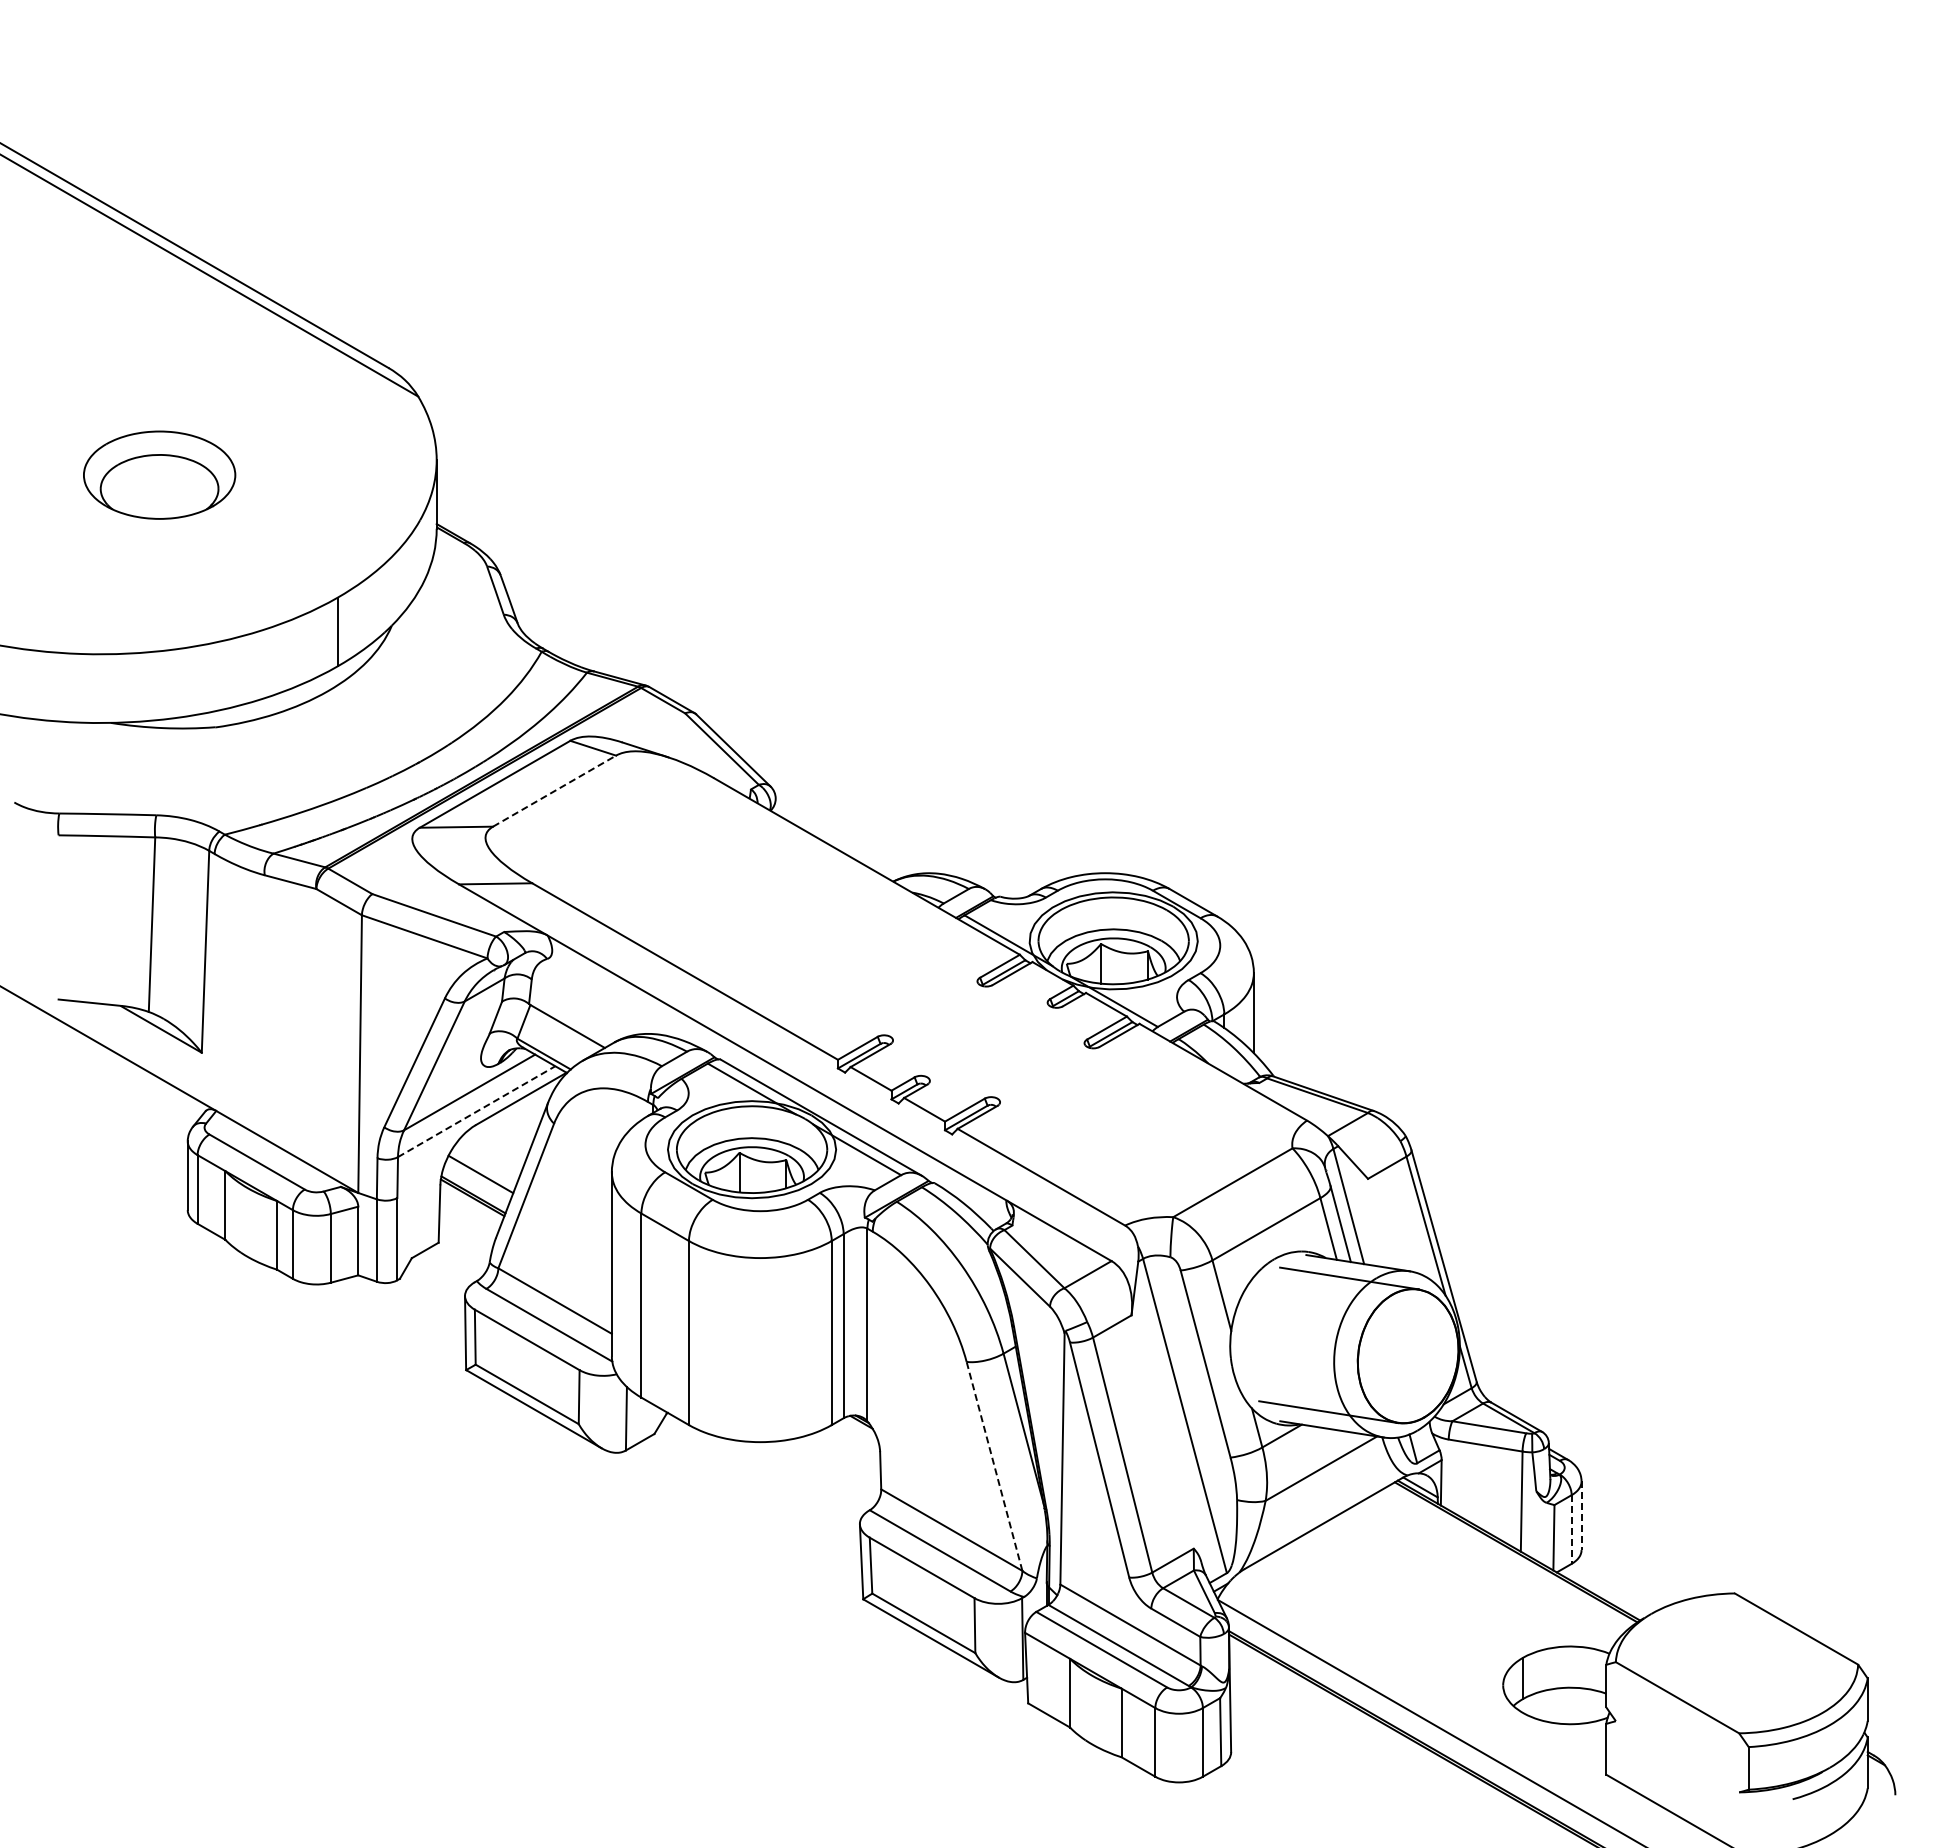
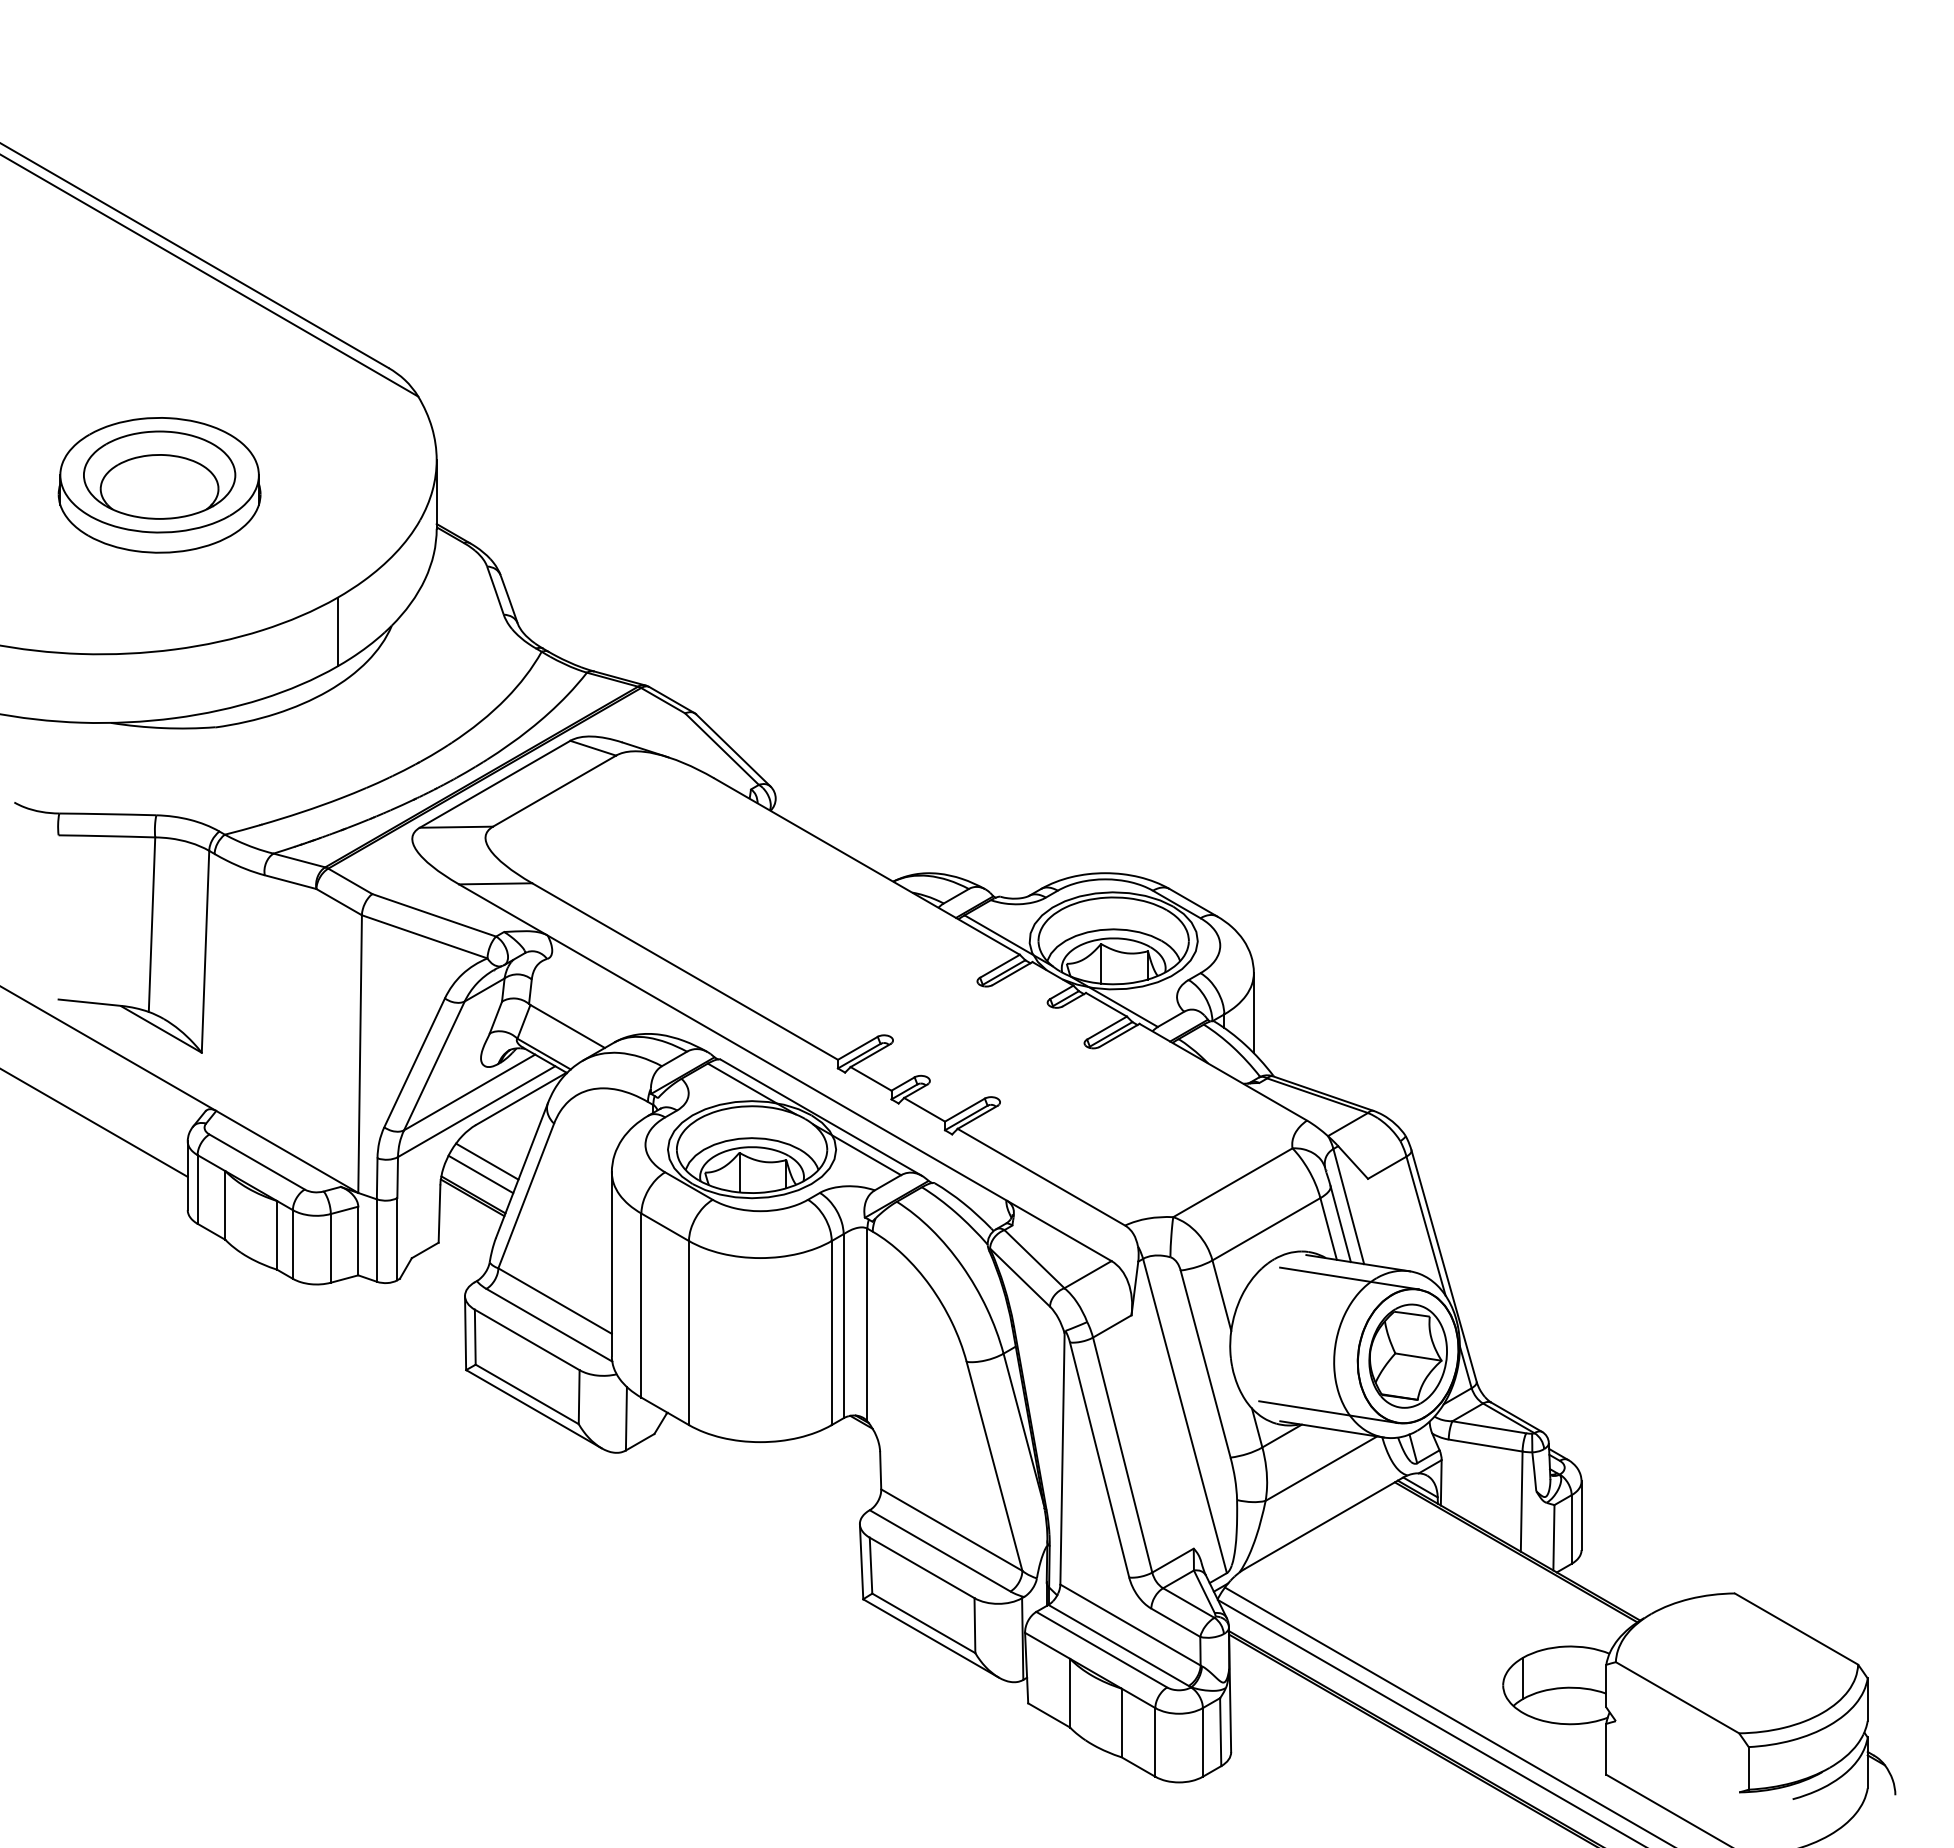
part: none -> present (159, 485)
line: dashed -> solid (555, 790)
line: dashed -> solid (476, 1111)
line: none -> present (94, 1122)
line: none -> present (487, 1161)
part: none -> present (1407, 1355)
line: dashed -> solid (994, 1465)
line: dashed -> solid (1581, 1516)
line: dashed -> solid (1571, 1530)
line: none -> present (1447, 1715)
